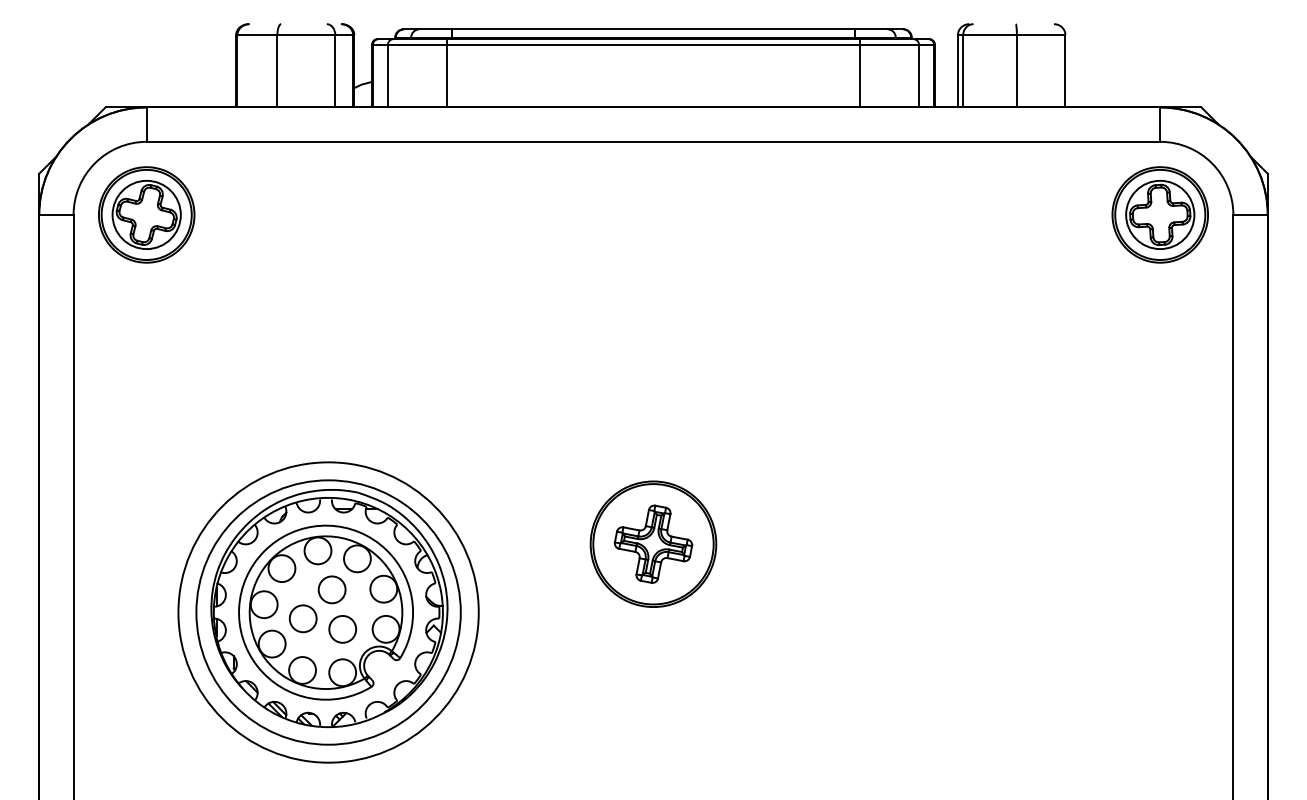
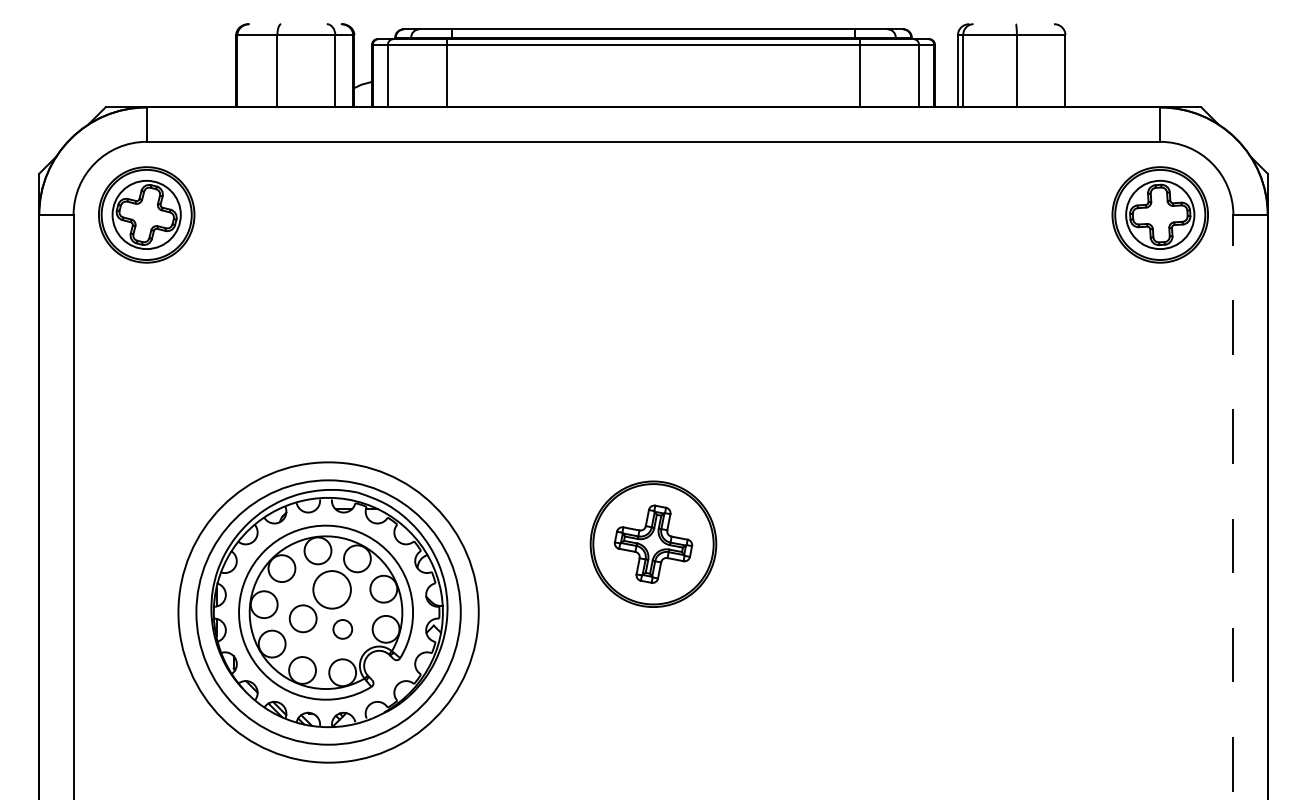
line: solid -> dashed (1233, 506)
circle diameter: 27 px -> 38 px (331, 589)
circle size: 30x29 px -> 22x21 px (342, 629)
